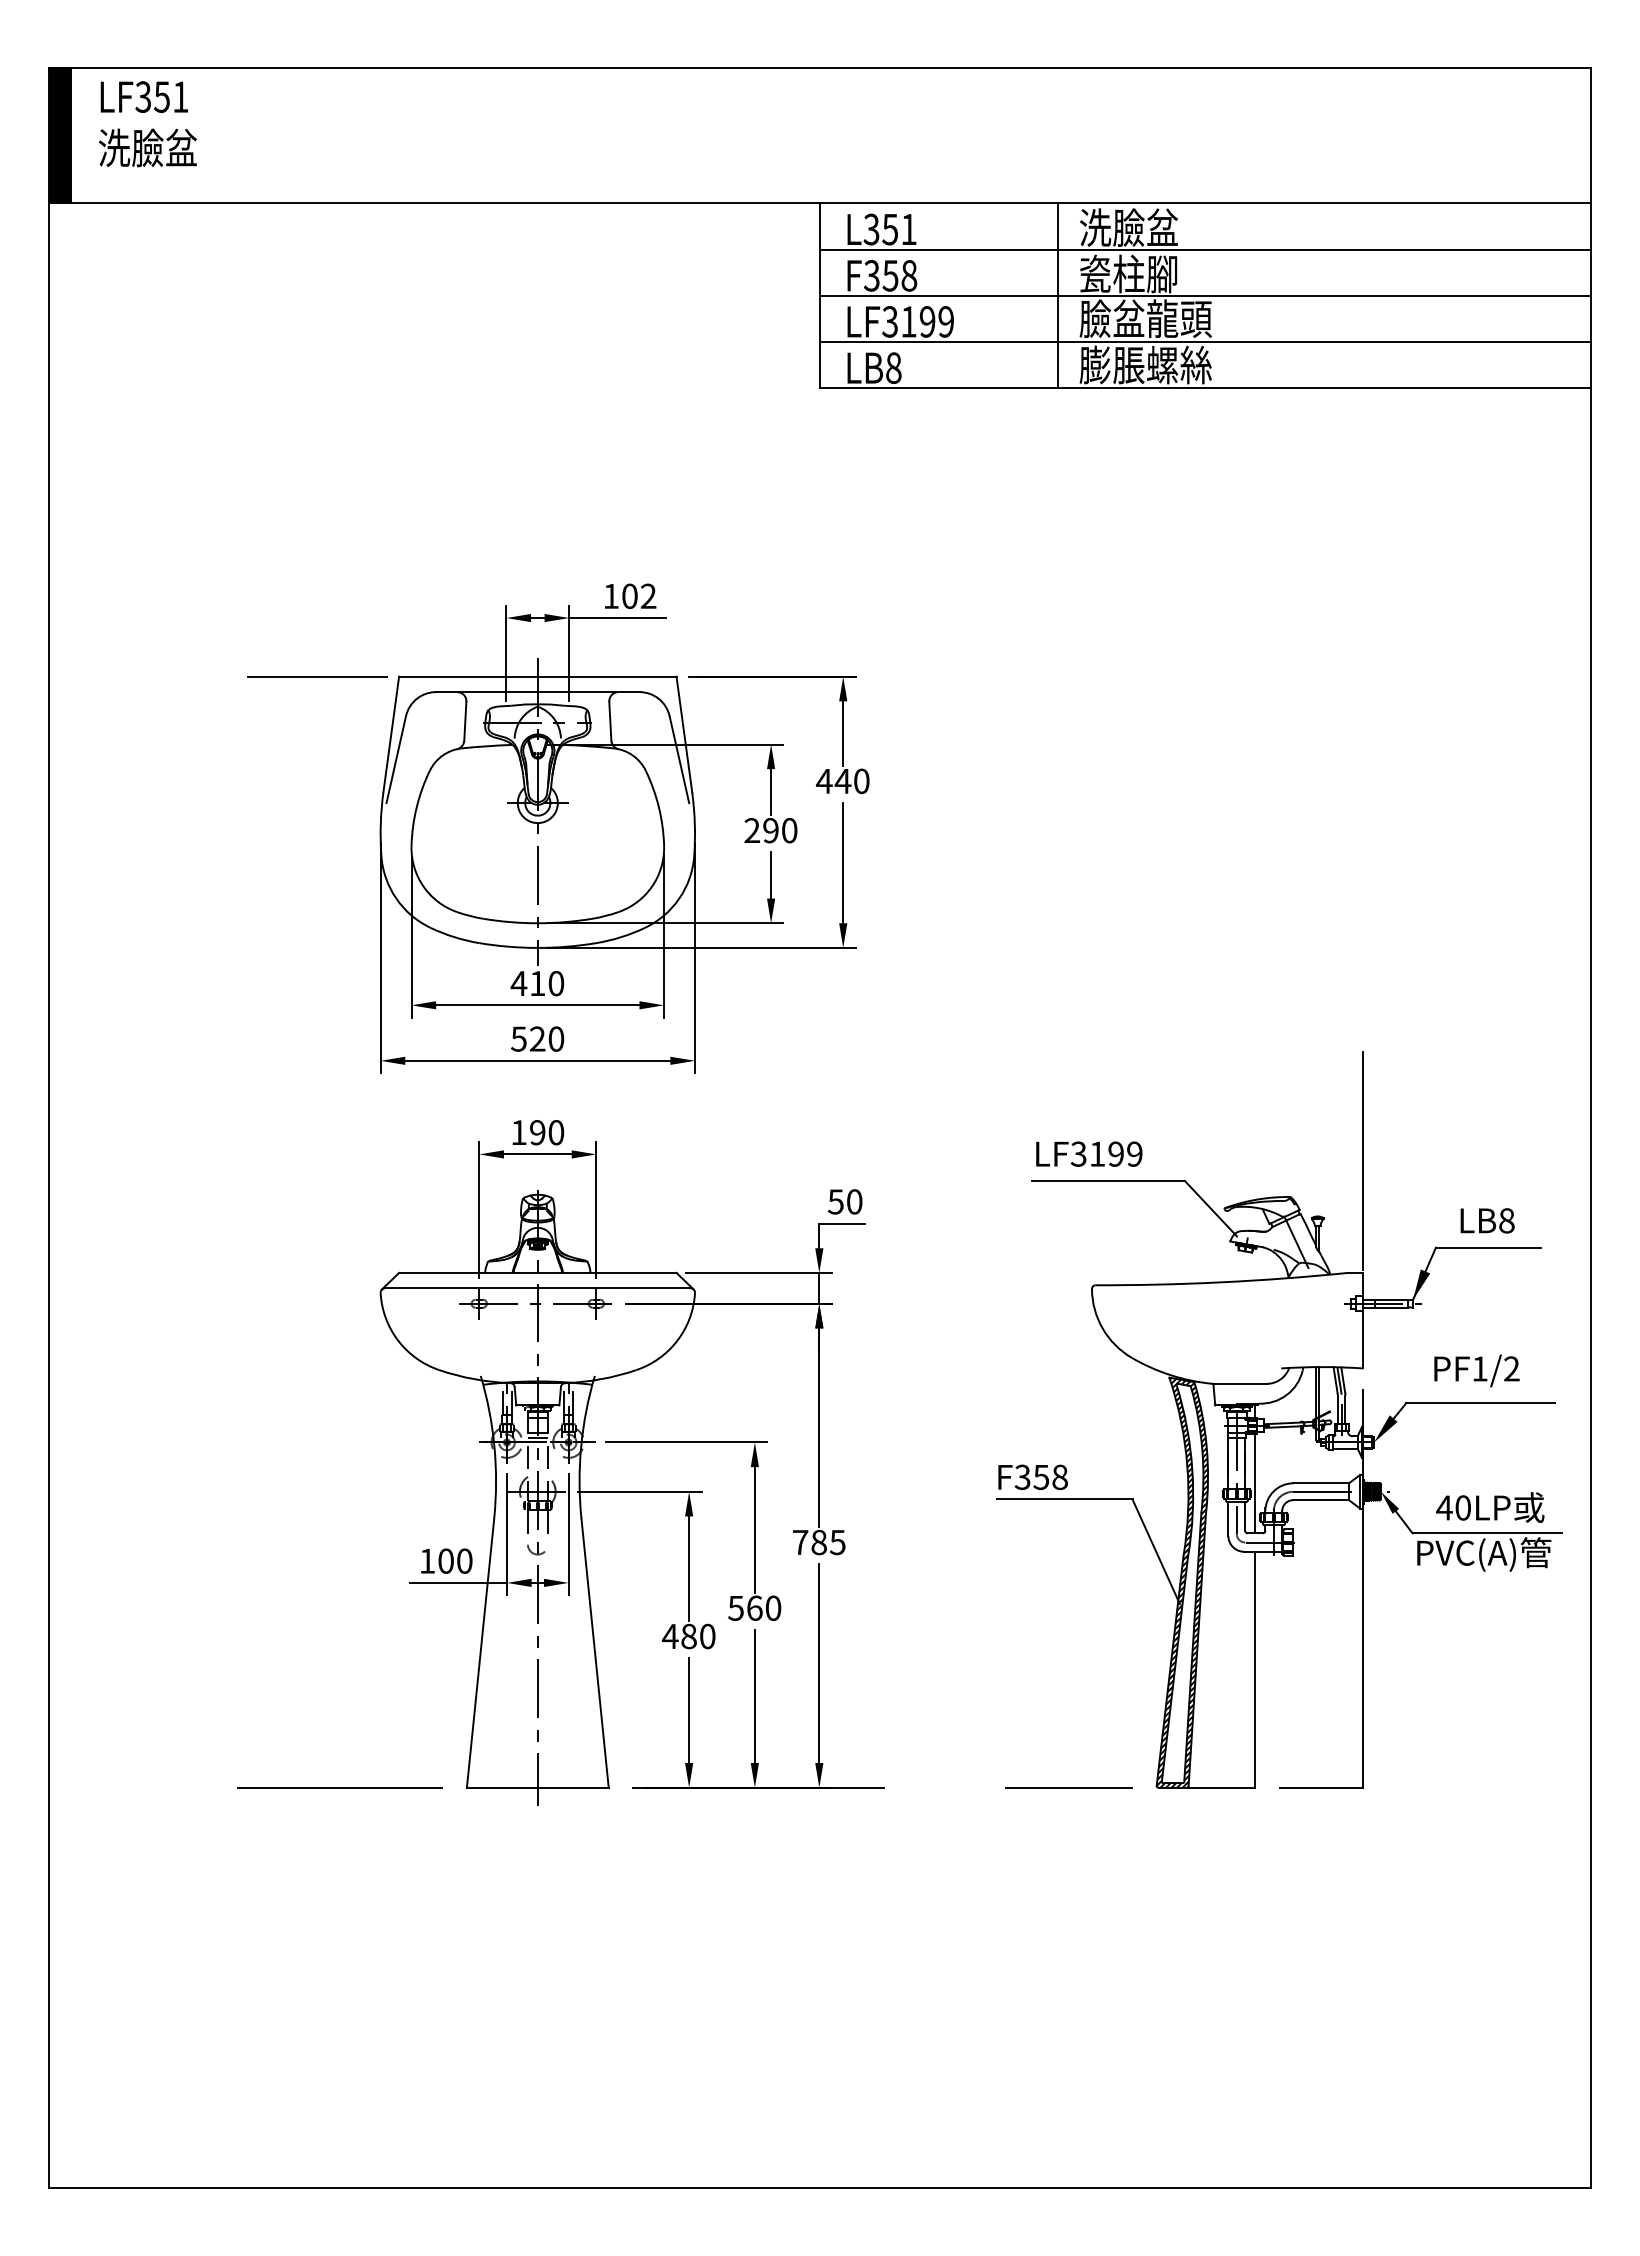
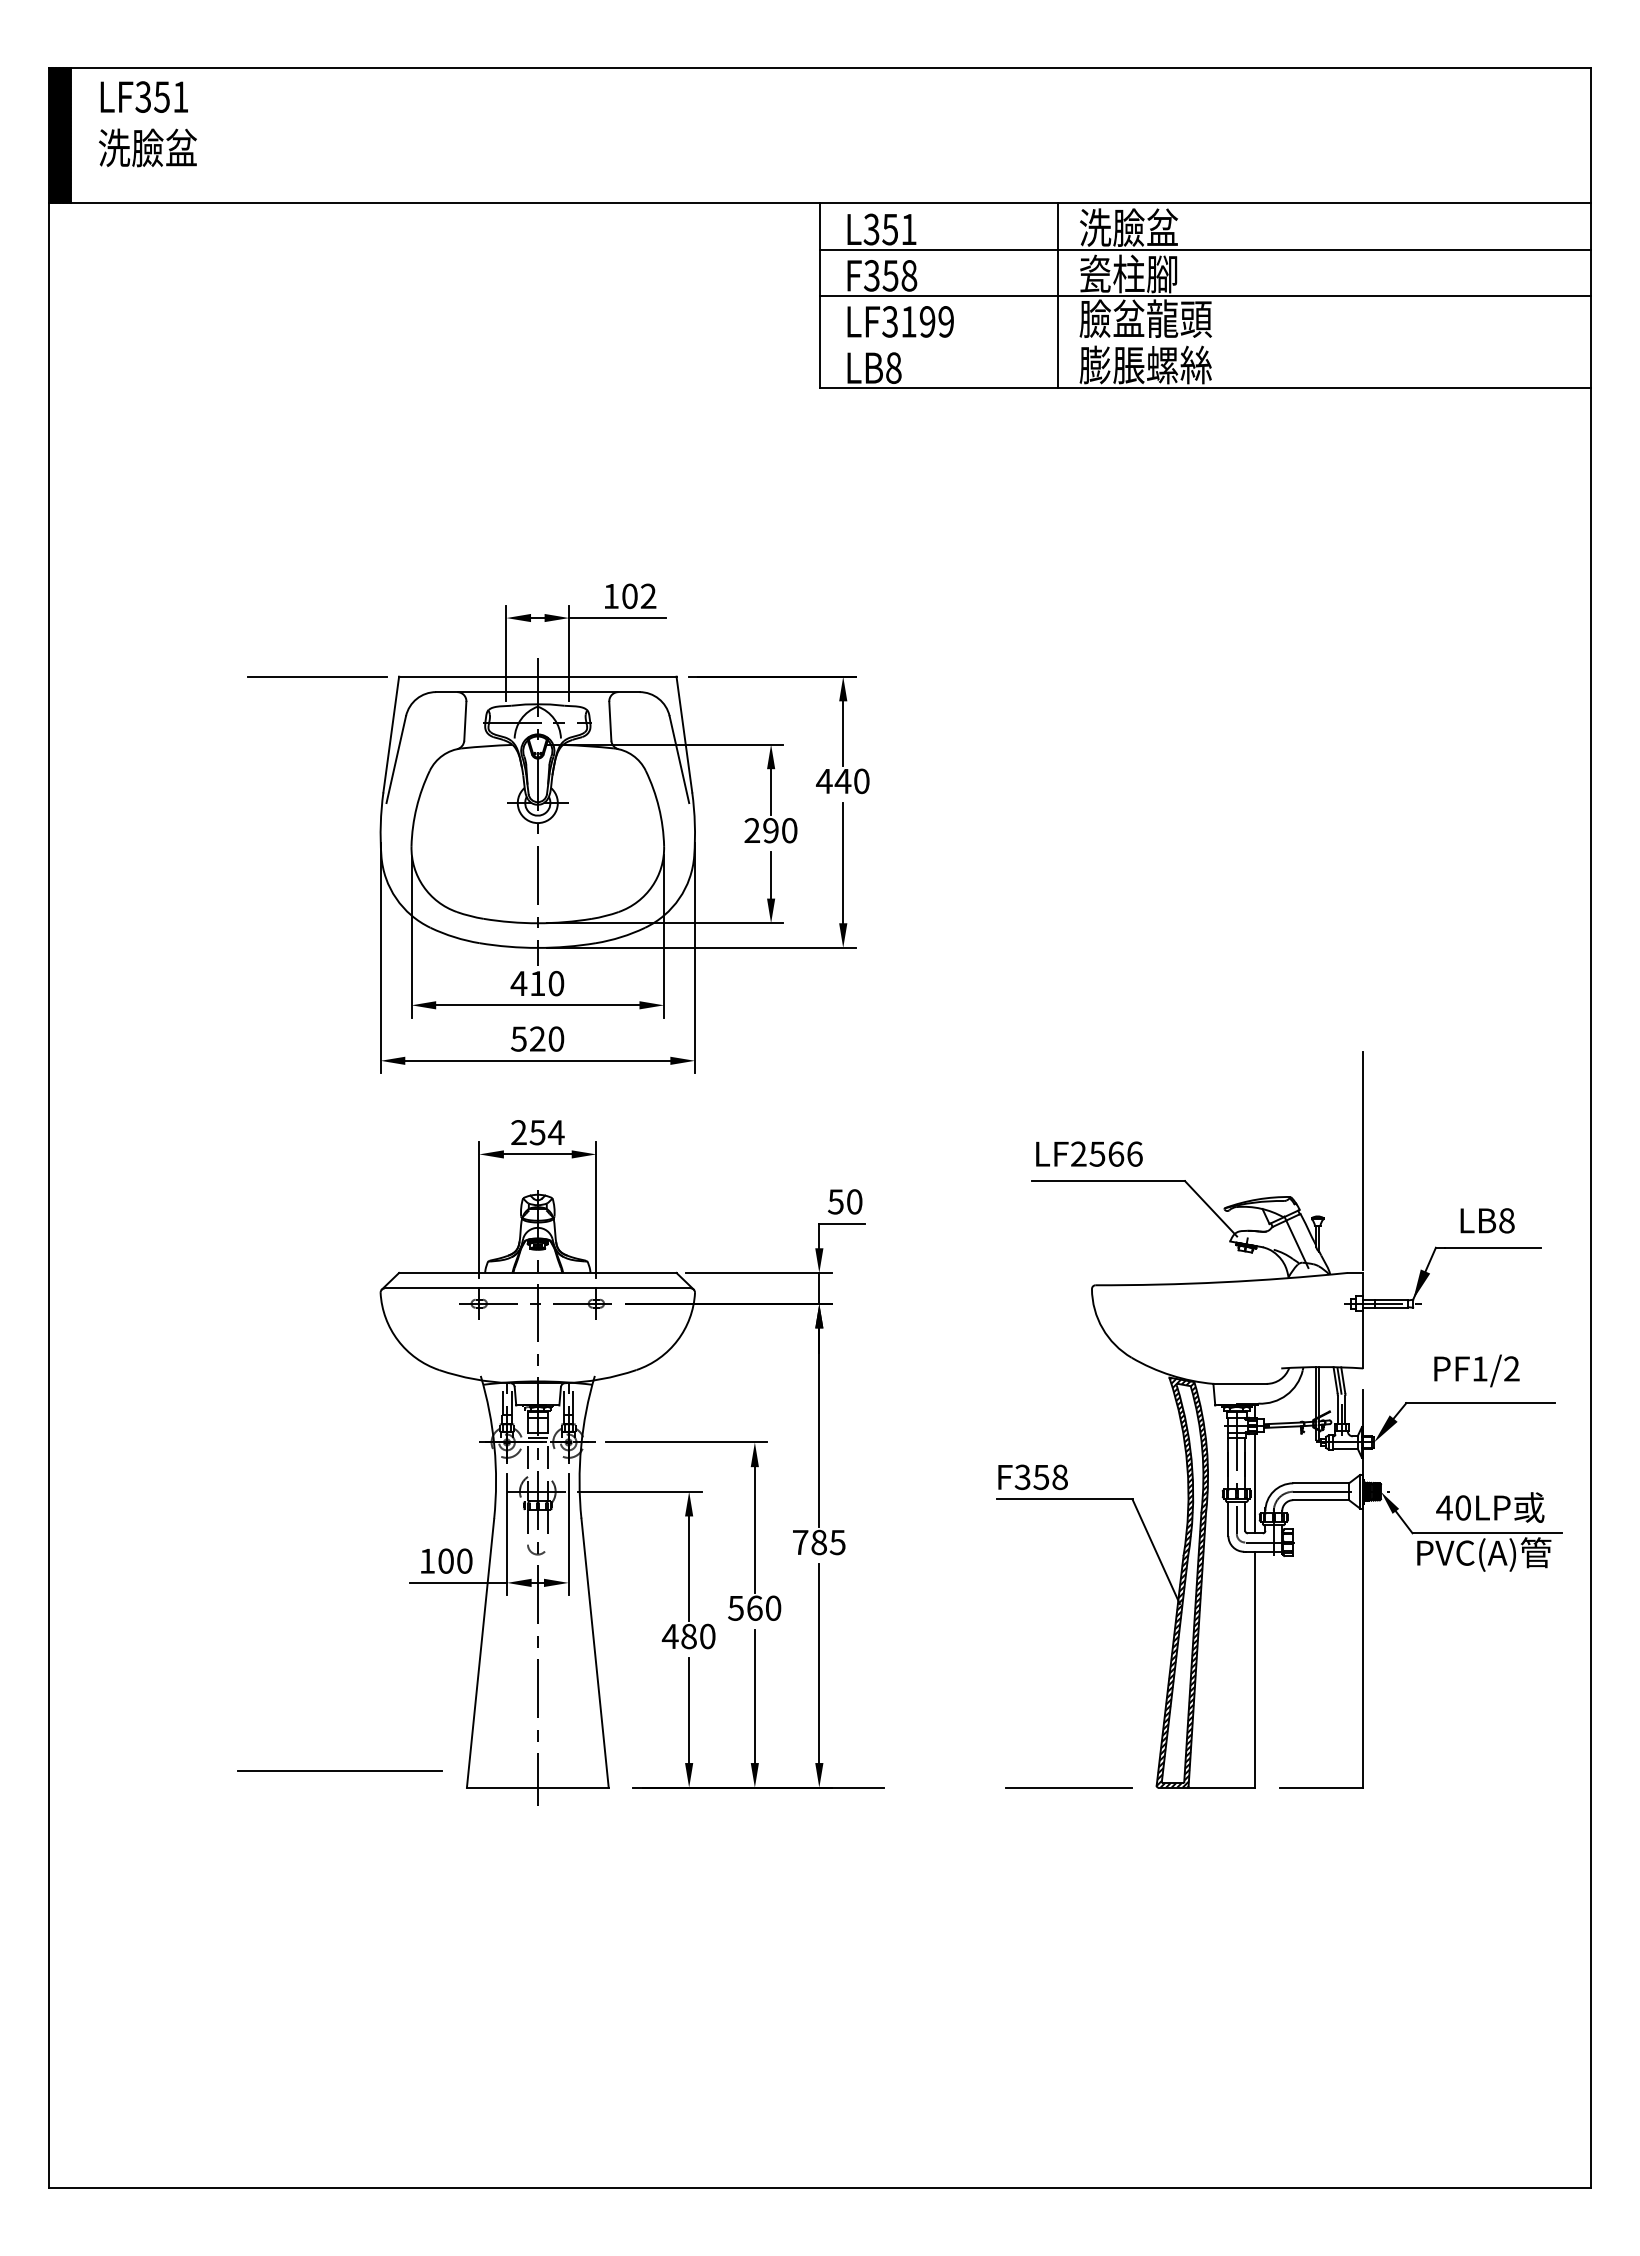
line: present -> none (1204, 342)
text: 190 -> 254 (537, 1132)
text: LF3199 -> LF2566 (1106, 1153)
line position: (339, 1787) -> (339, 1770) (339, 1770)
